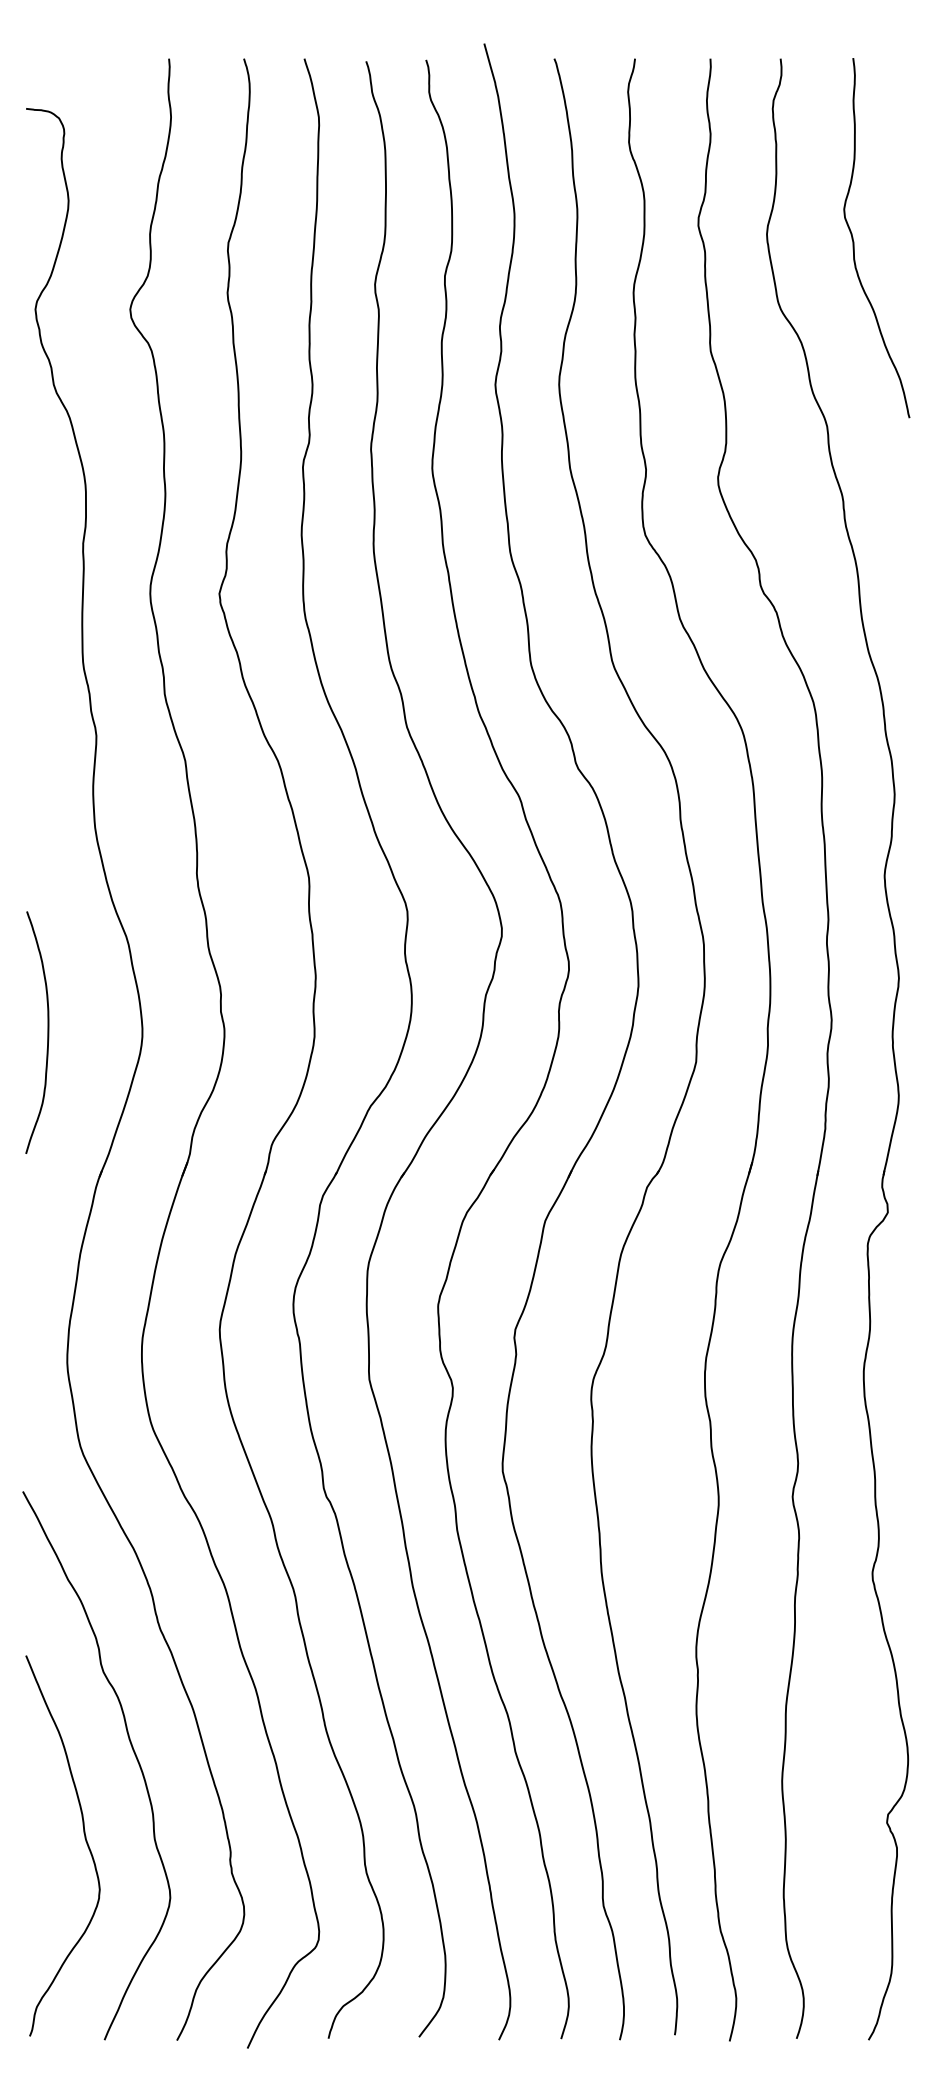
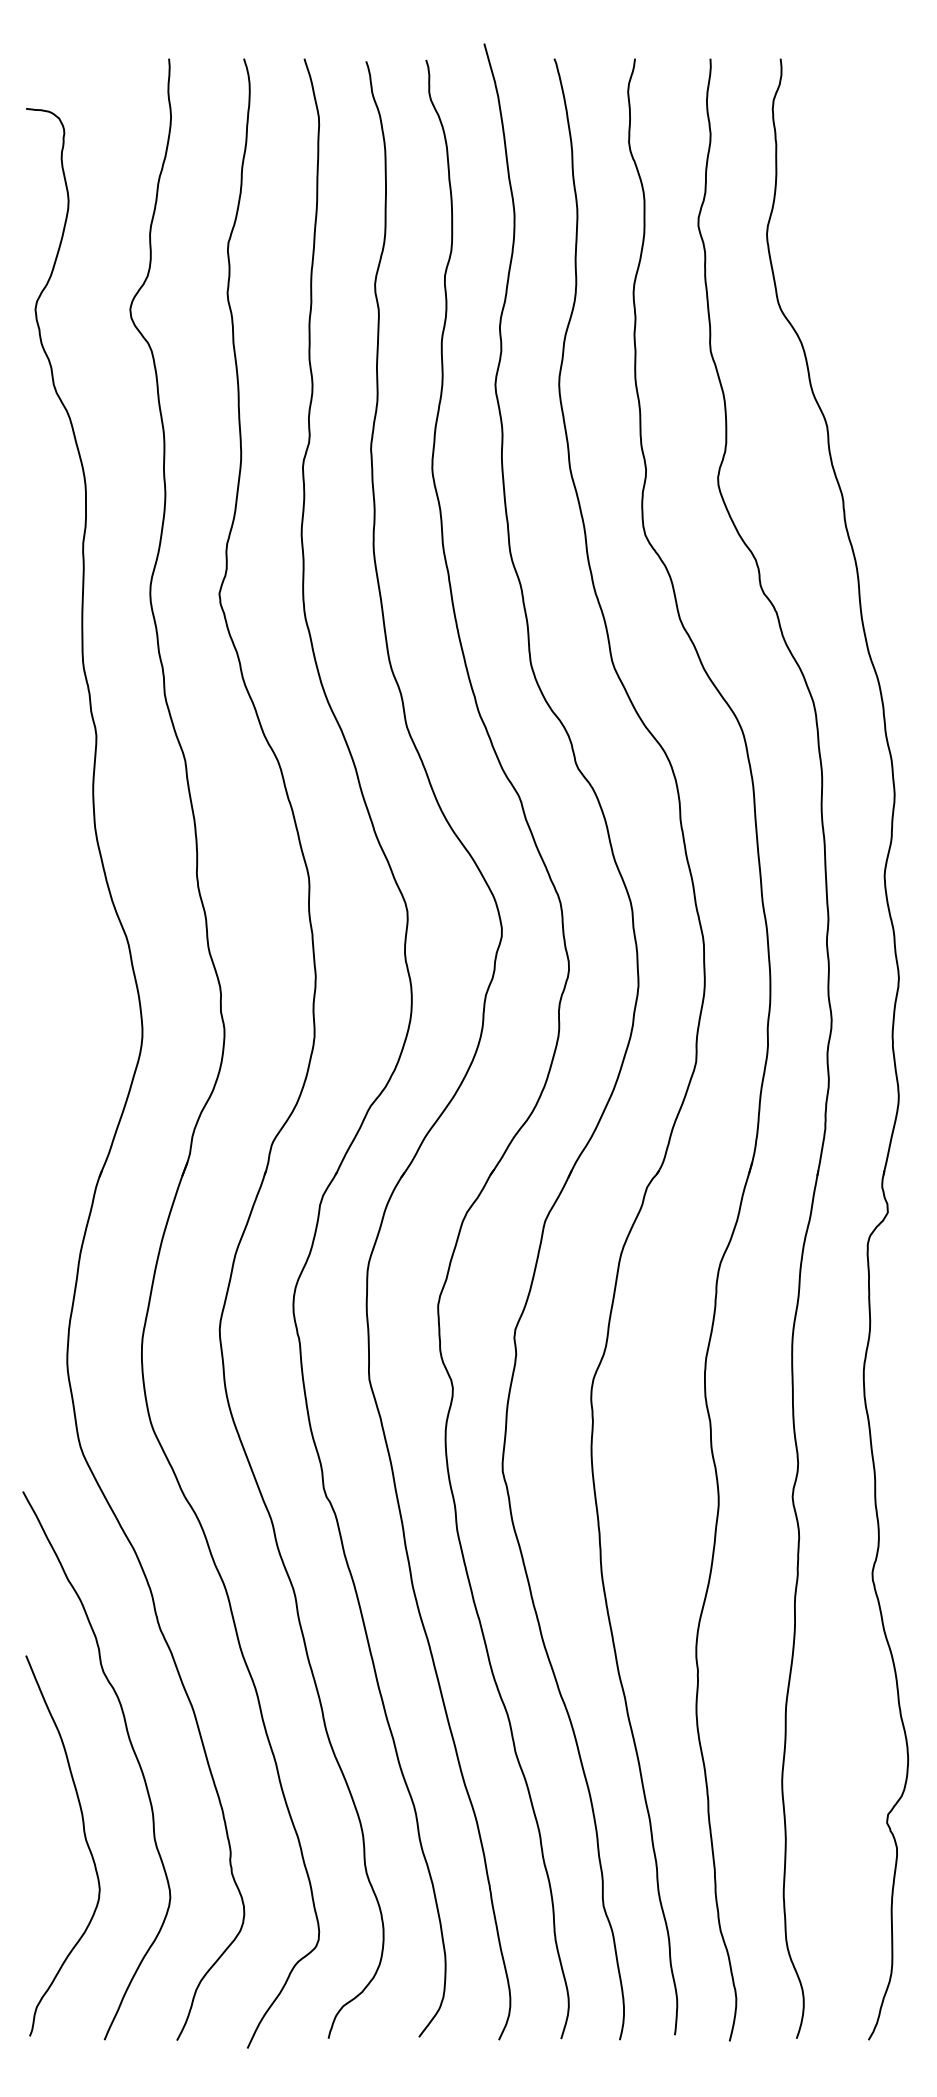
curve: present -> none (854, 241)
curve: present -> none (47, 1032)
